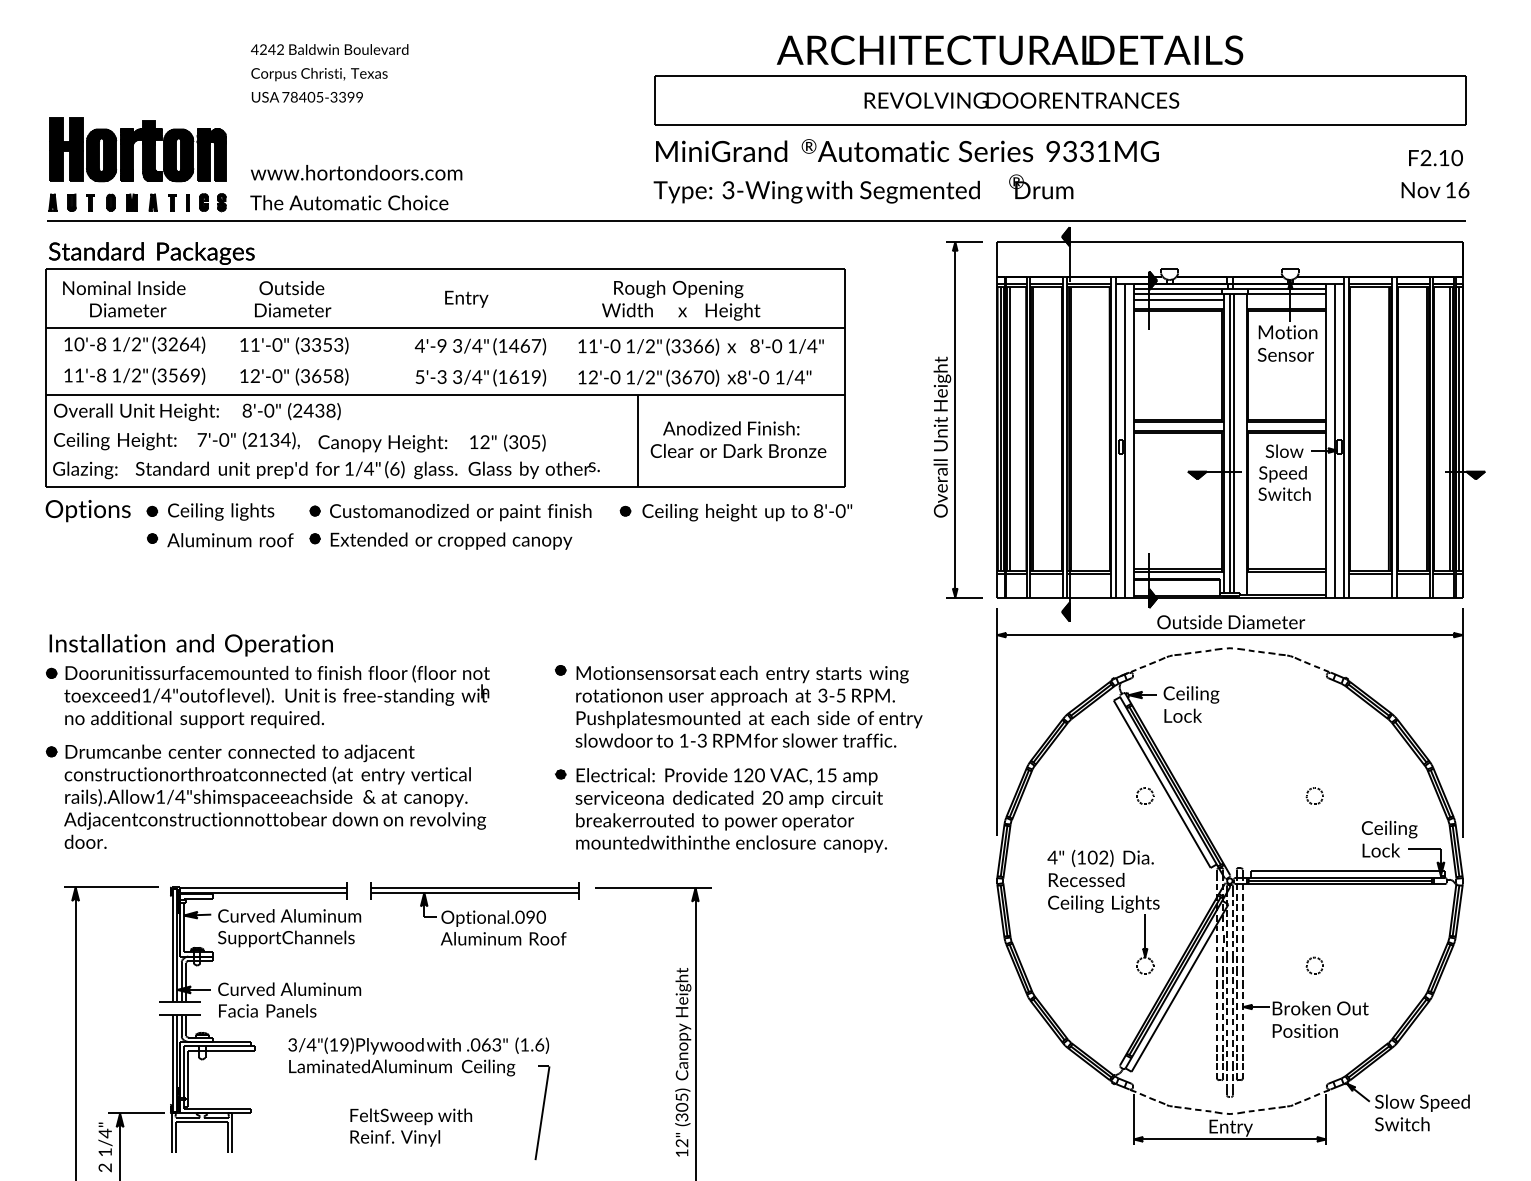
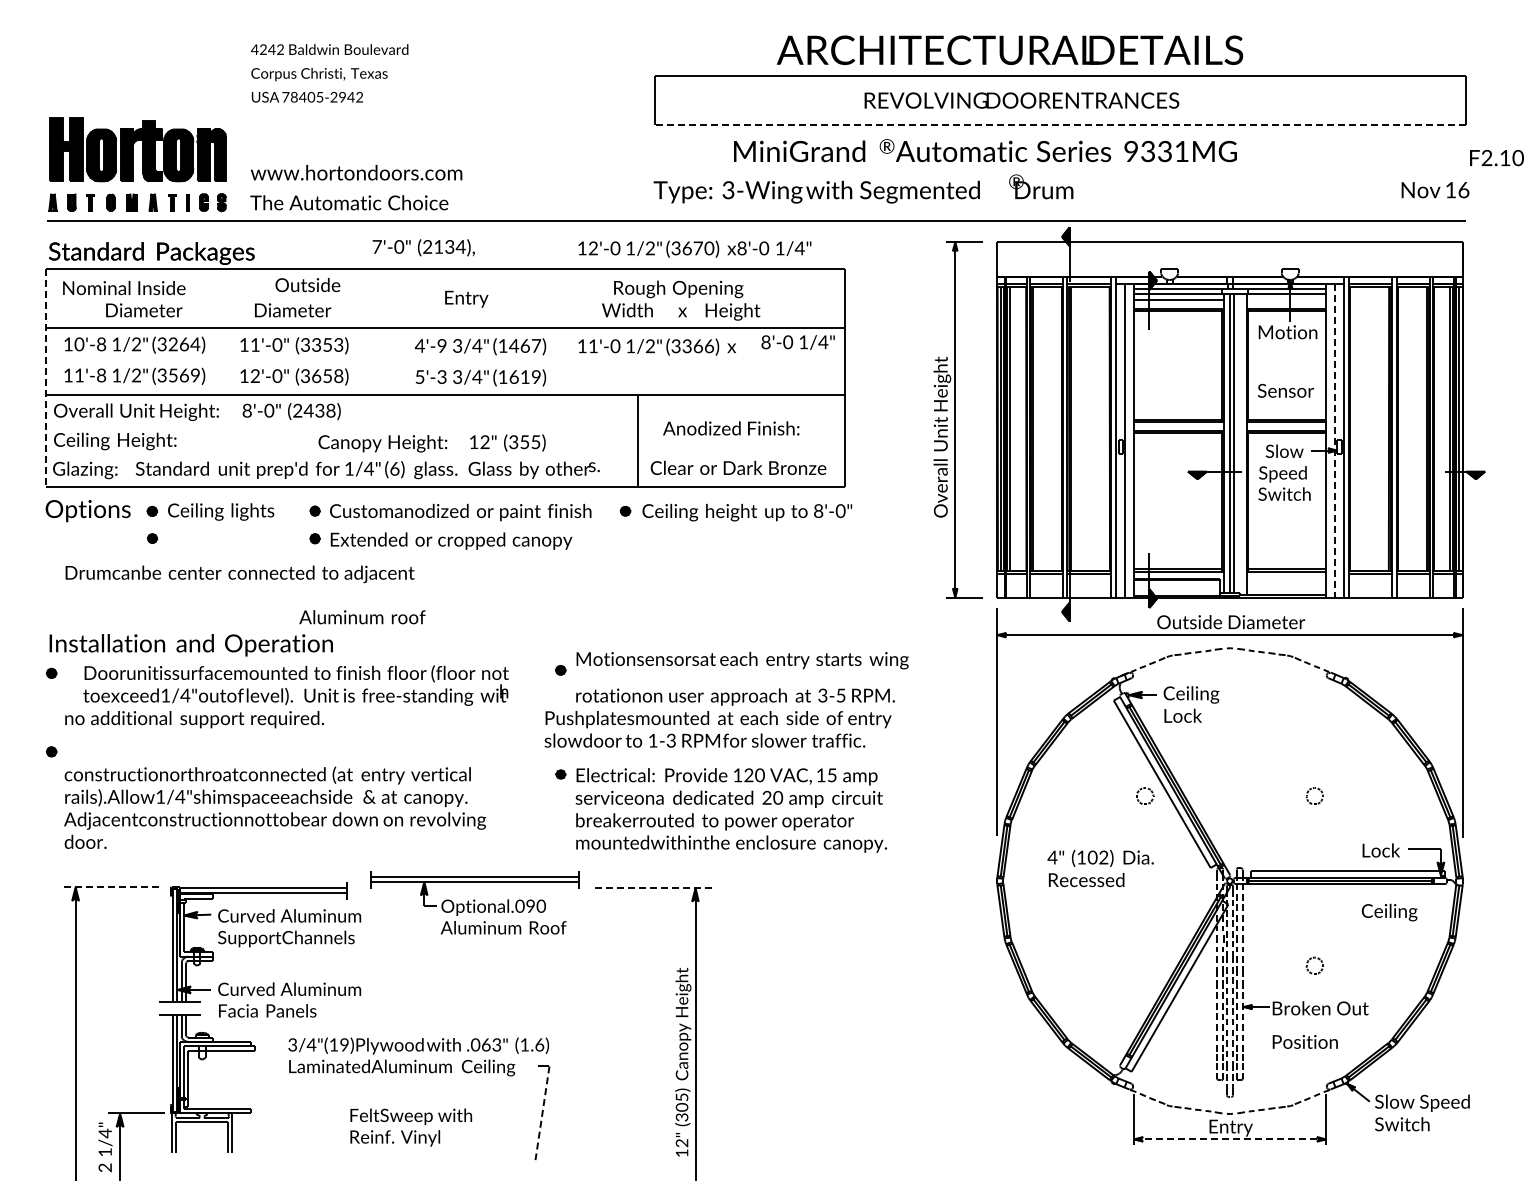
text: 78405-3399 -> 78405-2942 (346, 97)
line: solid -> dashed (1060, 125)
text position: (907, 150) -> (985, 150) (985, 150)
text position: (1435, 158) -> (1496, 158) (1496, 158)
text position: (291, 288) -> (307, 285) (307, 285)
text position: (128, 310) -> (144, 310) (144, 310)
text position: (786, 346) -> (797, 342) (797, 342)
text position: (1285, 354) -> (1285, 390) (1285, 390)
line: solid -> dashed (46, 377)
text position: (694, 377) -> (694, 248) (694, 248)
text position: (248, 440) -> (423, 247) (423, 247)
line: solid -> dashed (1335, 440)
text: (305) -> (355) (524, 442)
text position: (738, 450) -> (738, 467) (738, 467)
text position: (230, 540) -> (362, 617) (362, 617)
text position: (742, 674) -> (742, 660) (742, 660)
text position: (276, 685) -> (295, 685) (295, 685)
text position: (748, 729) -> (717, 729) (717, 729)
text position: (239, 753) -> (239, 574) (239, 574)
text position: (1389, 829) -> (1389, 912) (1389, 912)
line: solid -> dashed (110, 887)
line: solid -> dashed (654, 887)
part: present -> none (1101, 912)
part position: (474, 913) -> (474, 902) (474, 902)
text position: (1304, 1030) -> (1304, 1041) (1304, 1041)
line: solid -> dashed (542, 1113)
line: solid -> dashed (1230, 1139)
